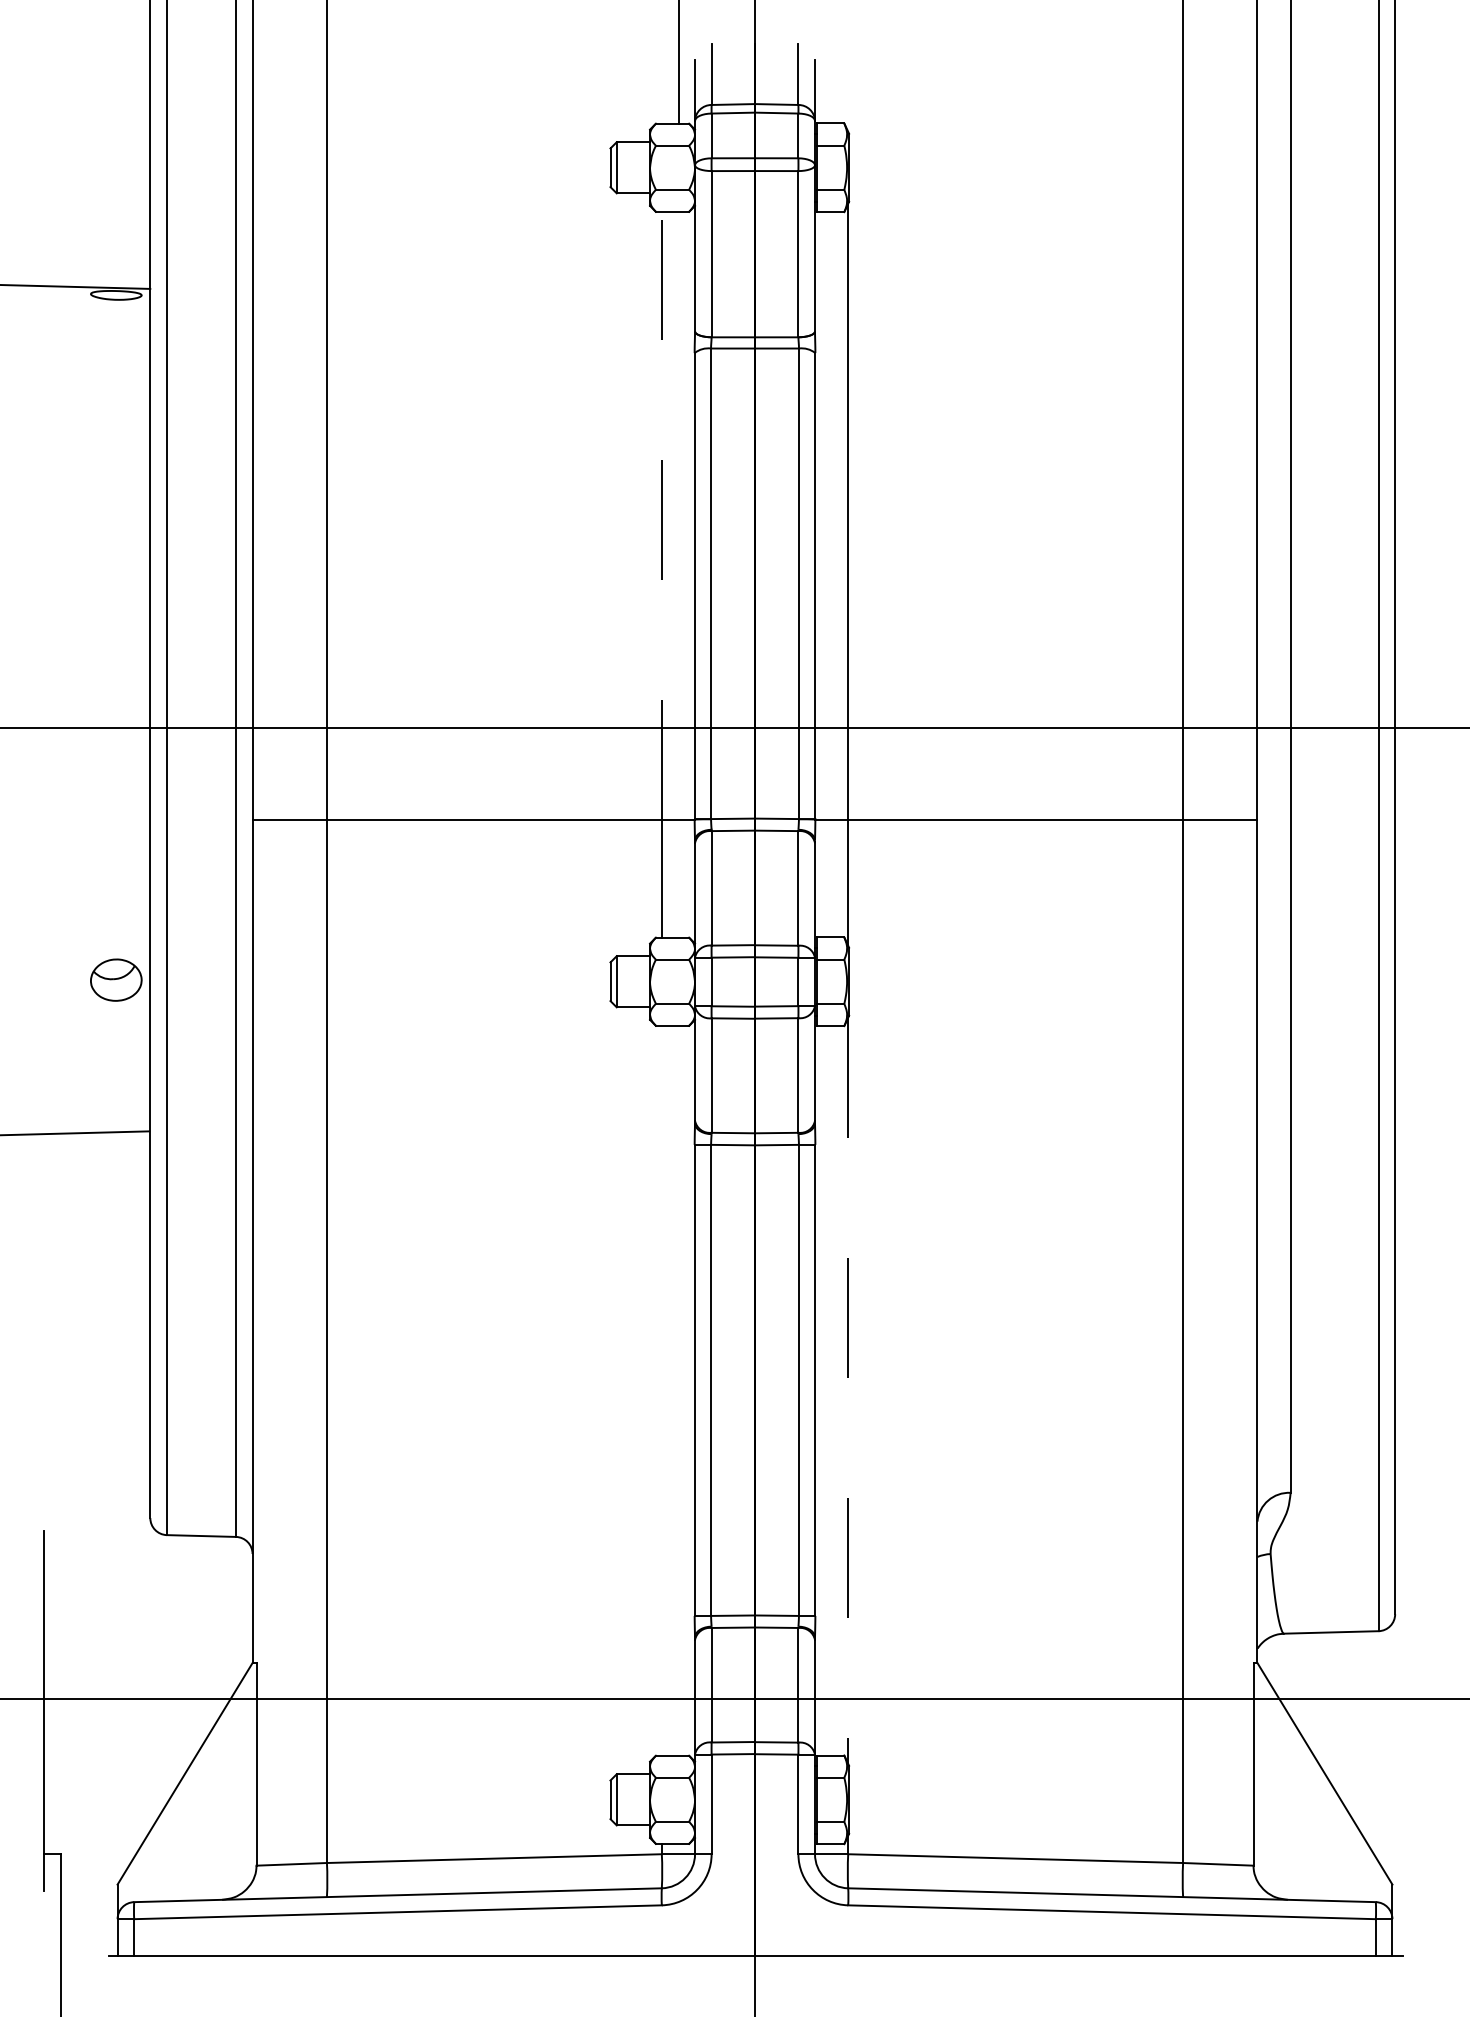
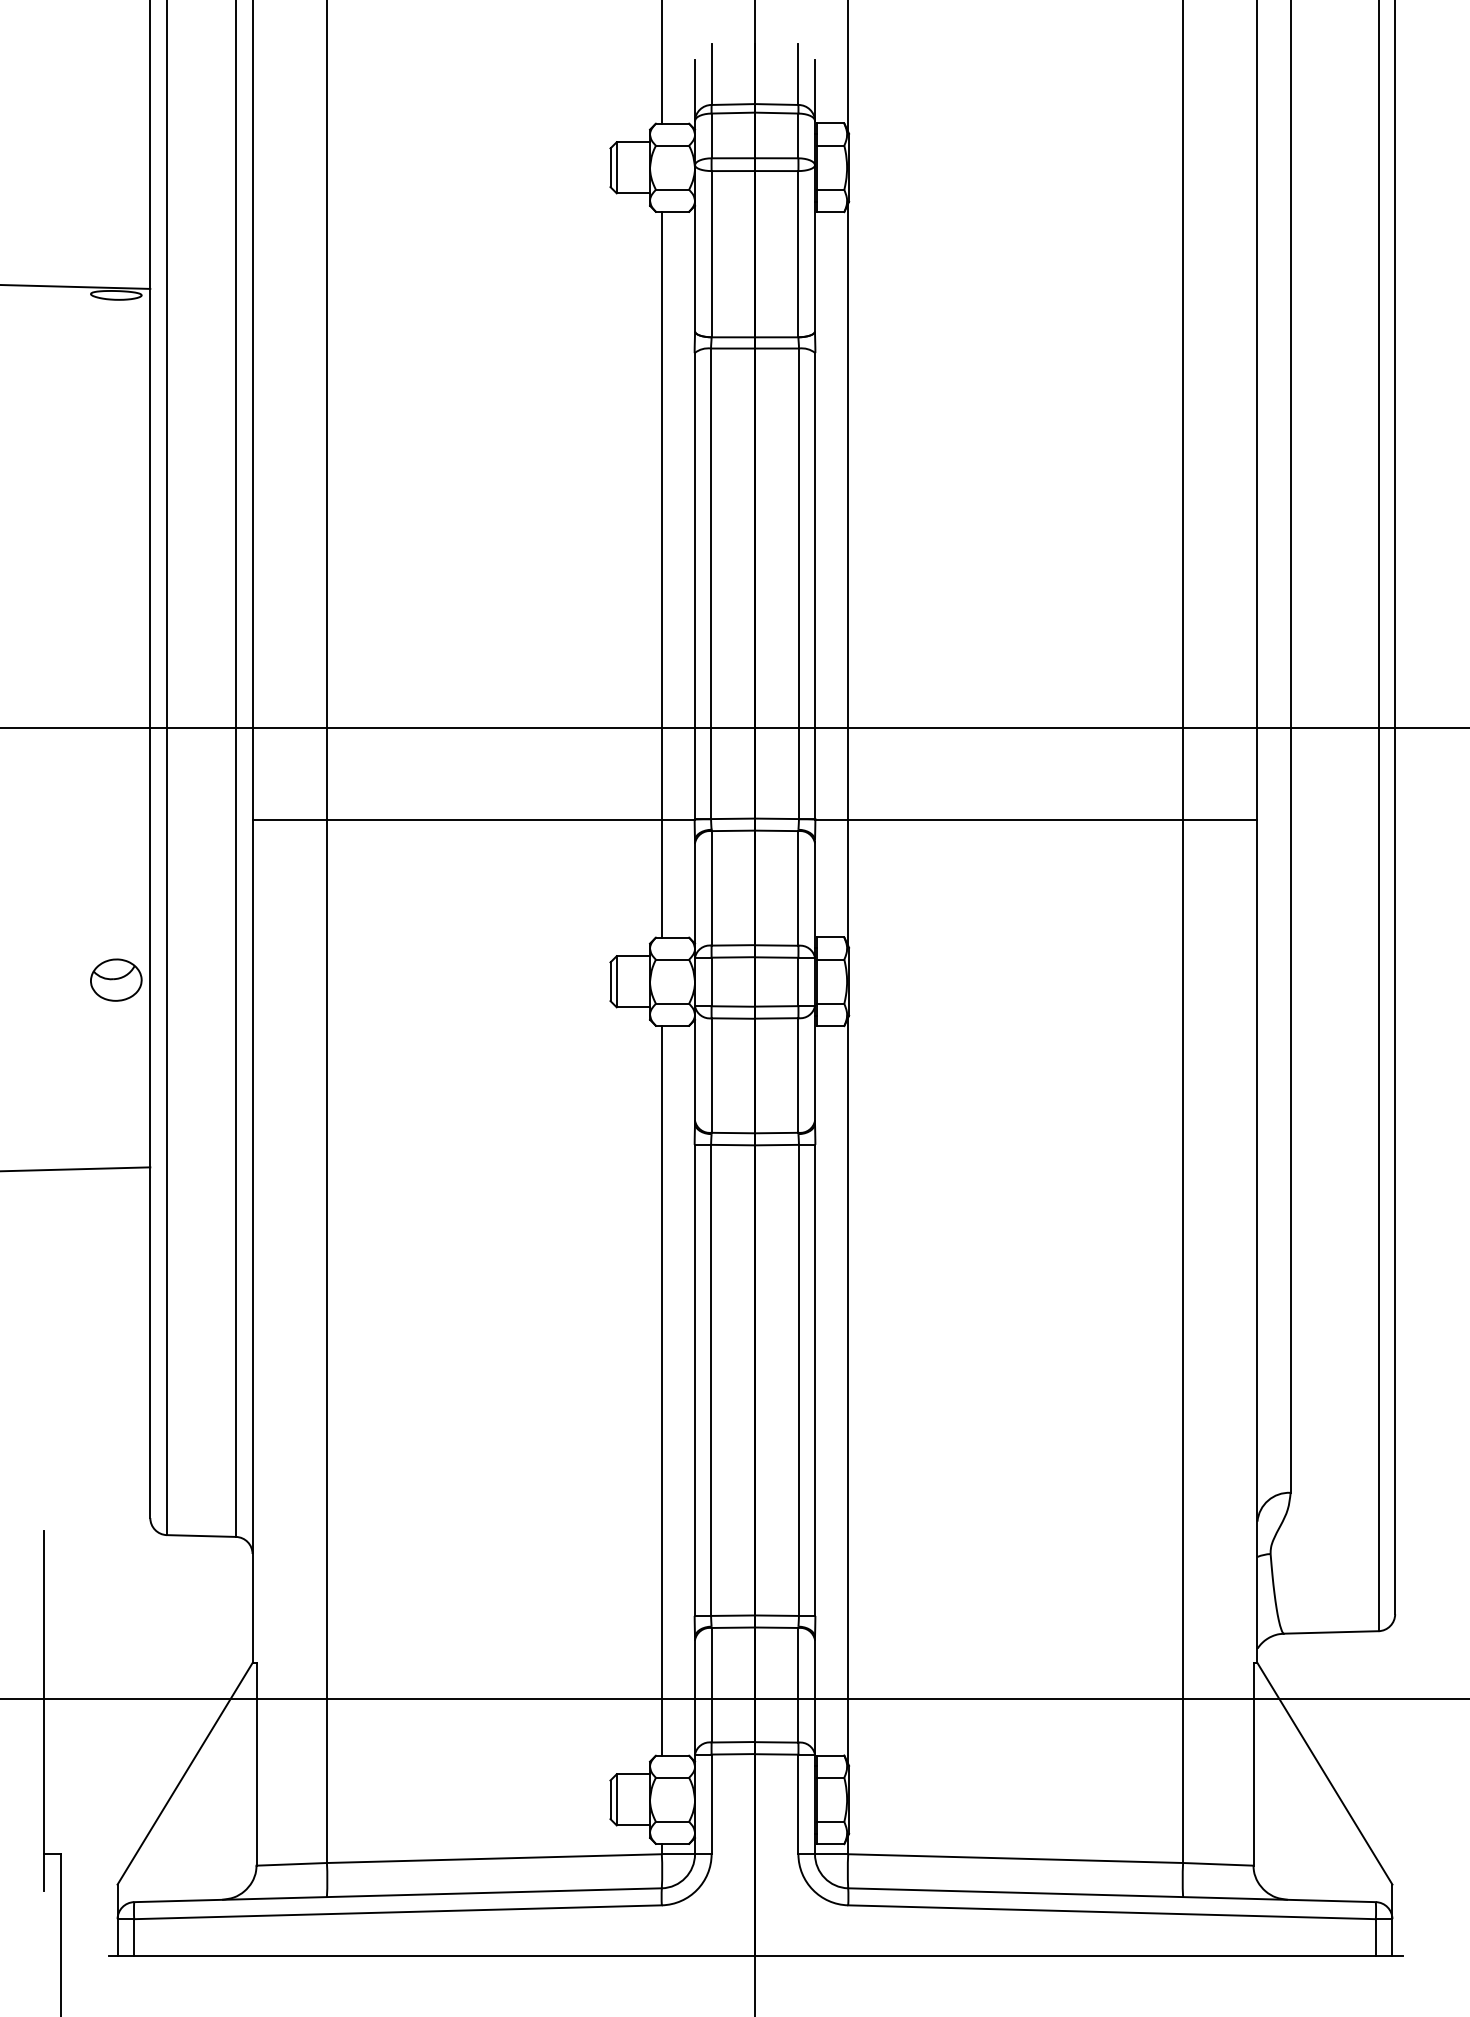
line position: (678, 62) -> (661, 62) (661, 62)
line: none -> present (848, 66)
line: dashed -> solid (661, 515)
line position: (75, 1133) -> (76, 1169) (76, 1169)
line: none -> present (661, 1390)
line: dashed -> solid (848, 1391)
